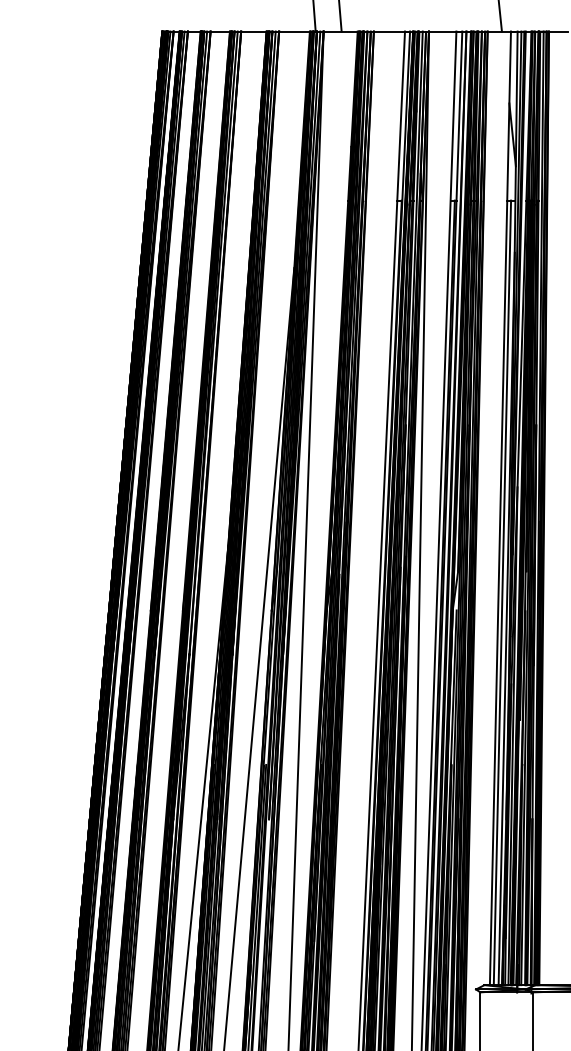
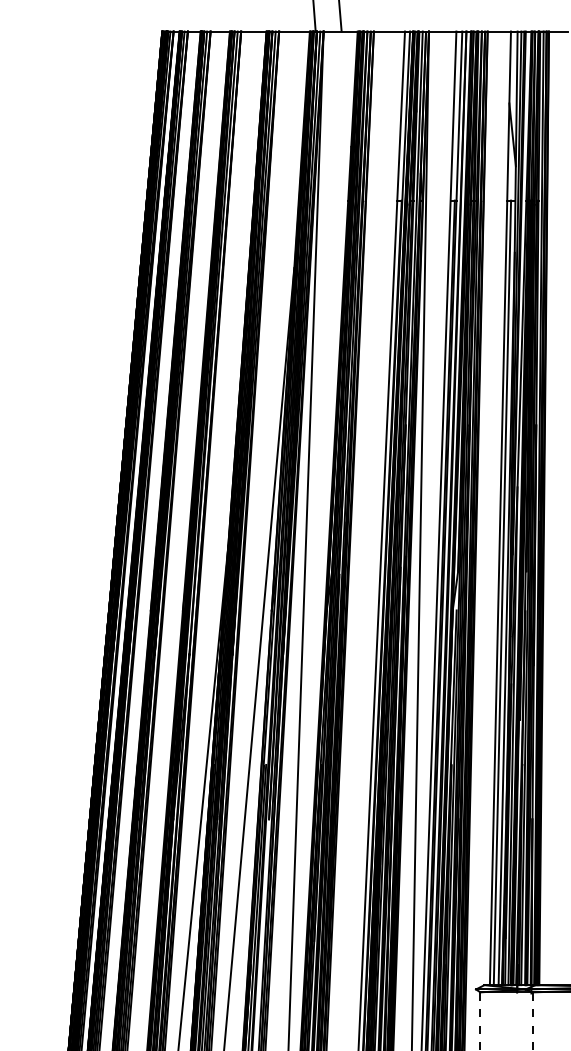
line: present -> none (499, 16)
line: solid -> dashed (480, 1021)
line: solid -> dashed (533, 1021)
